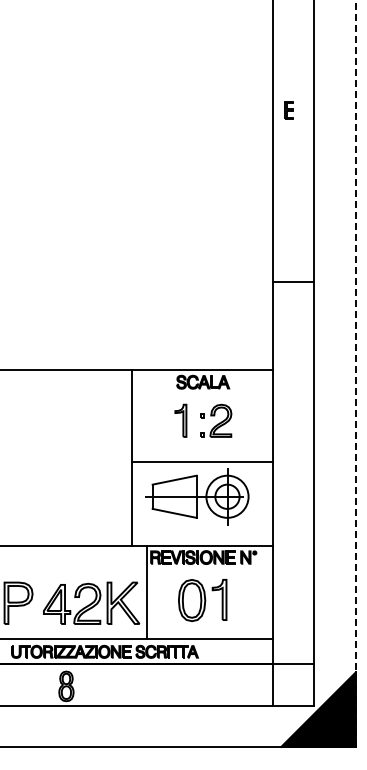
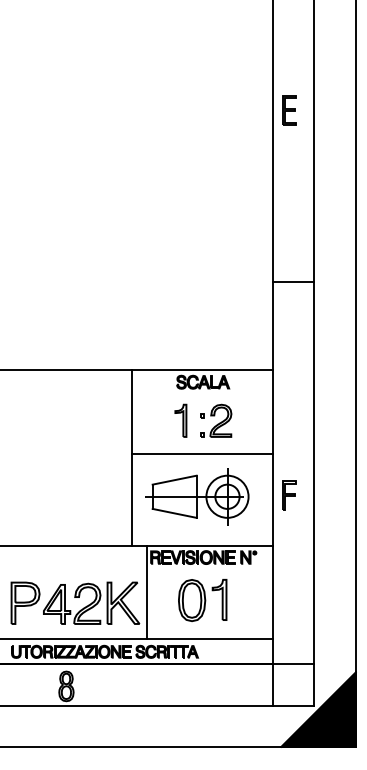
part size: 10x19 px -> 15x31 px (289, 110)
line: dashed -> solid (355, 373)
line position: (202, 462) -> (202, 454) (202, 454)
part: none -> present (289, 495)
part position: (18, 602) -> (25, 602) (25, 602)
